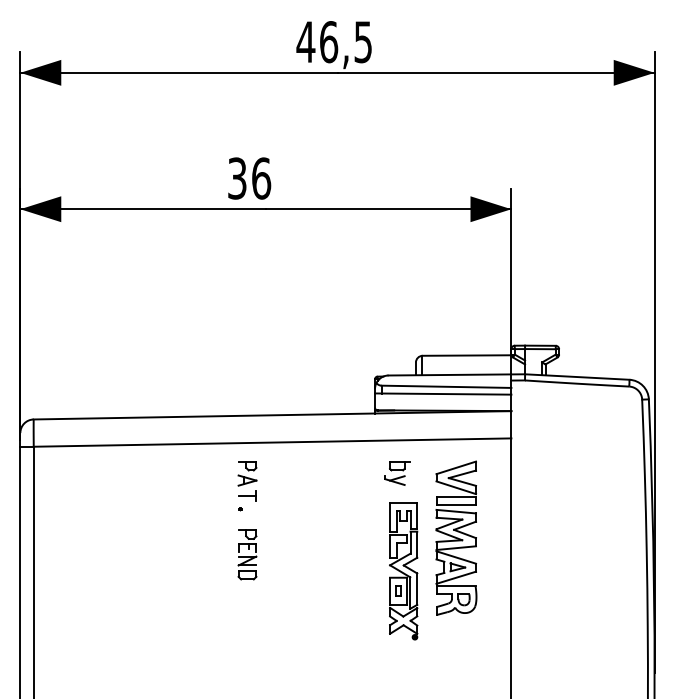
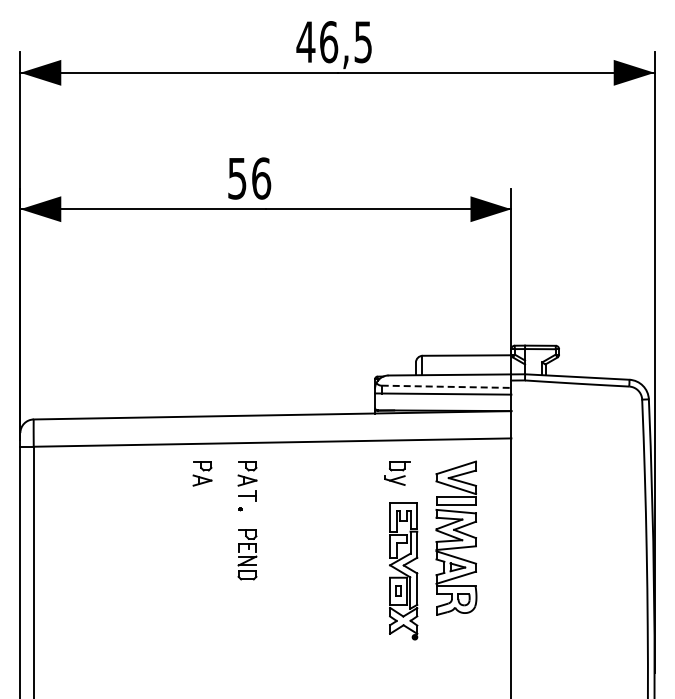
text: 36 -> 56 (237, 178)
line: solid -> dashed (446, 386)
part: none -> present (202, 473)
